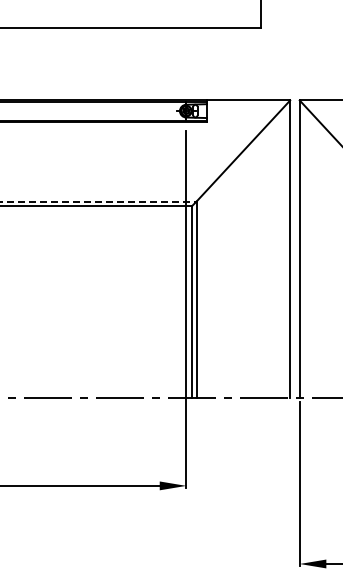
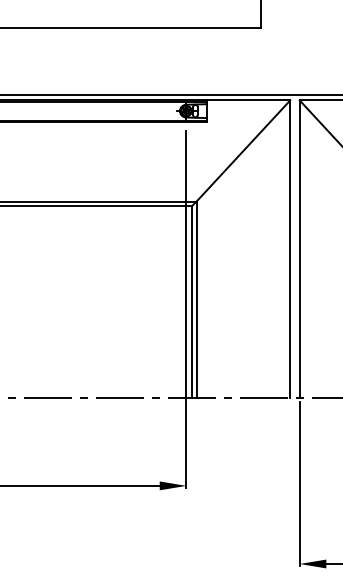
line: none -> present (170, 95)
line: dashed -> solid (98, 201)
